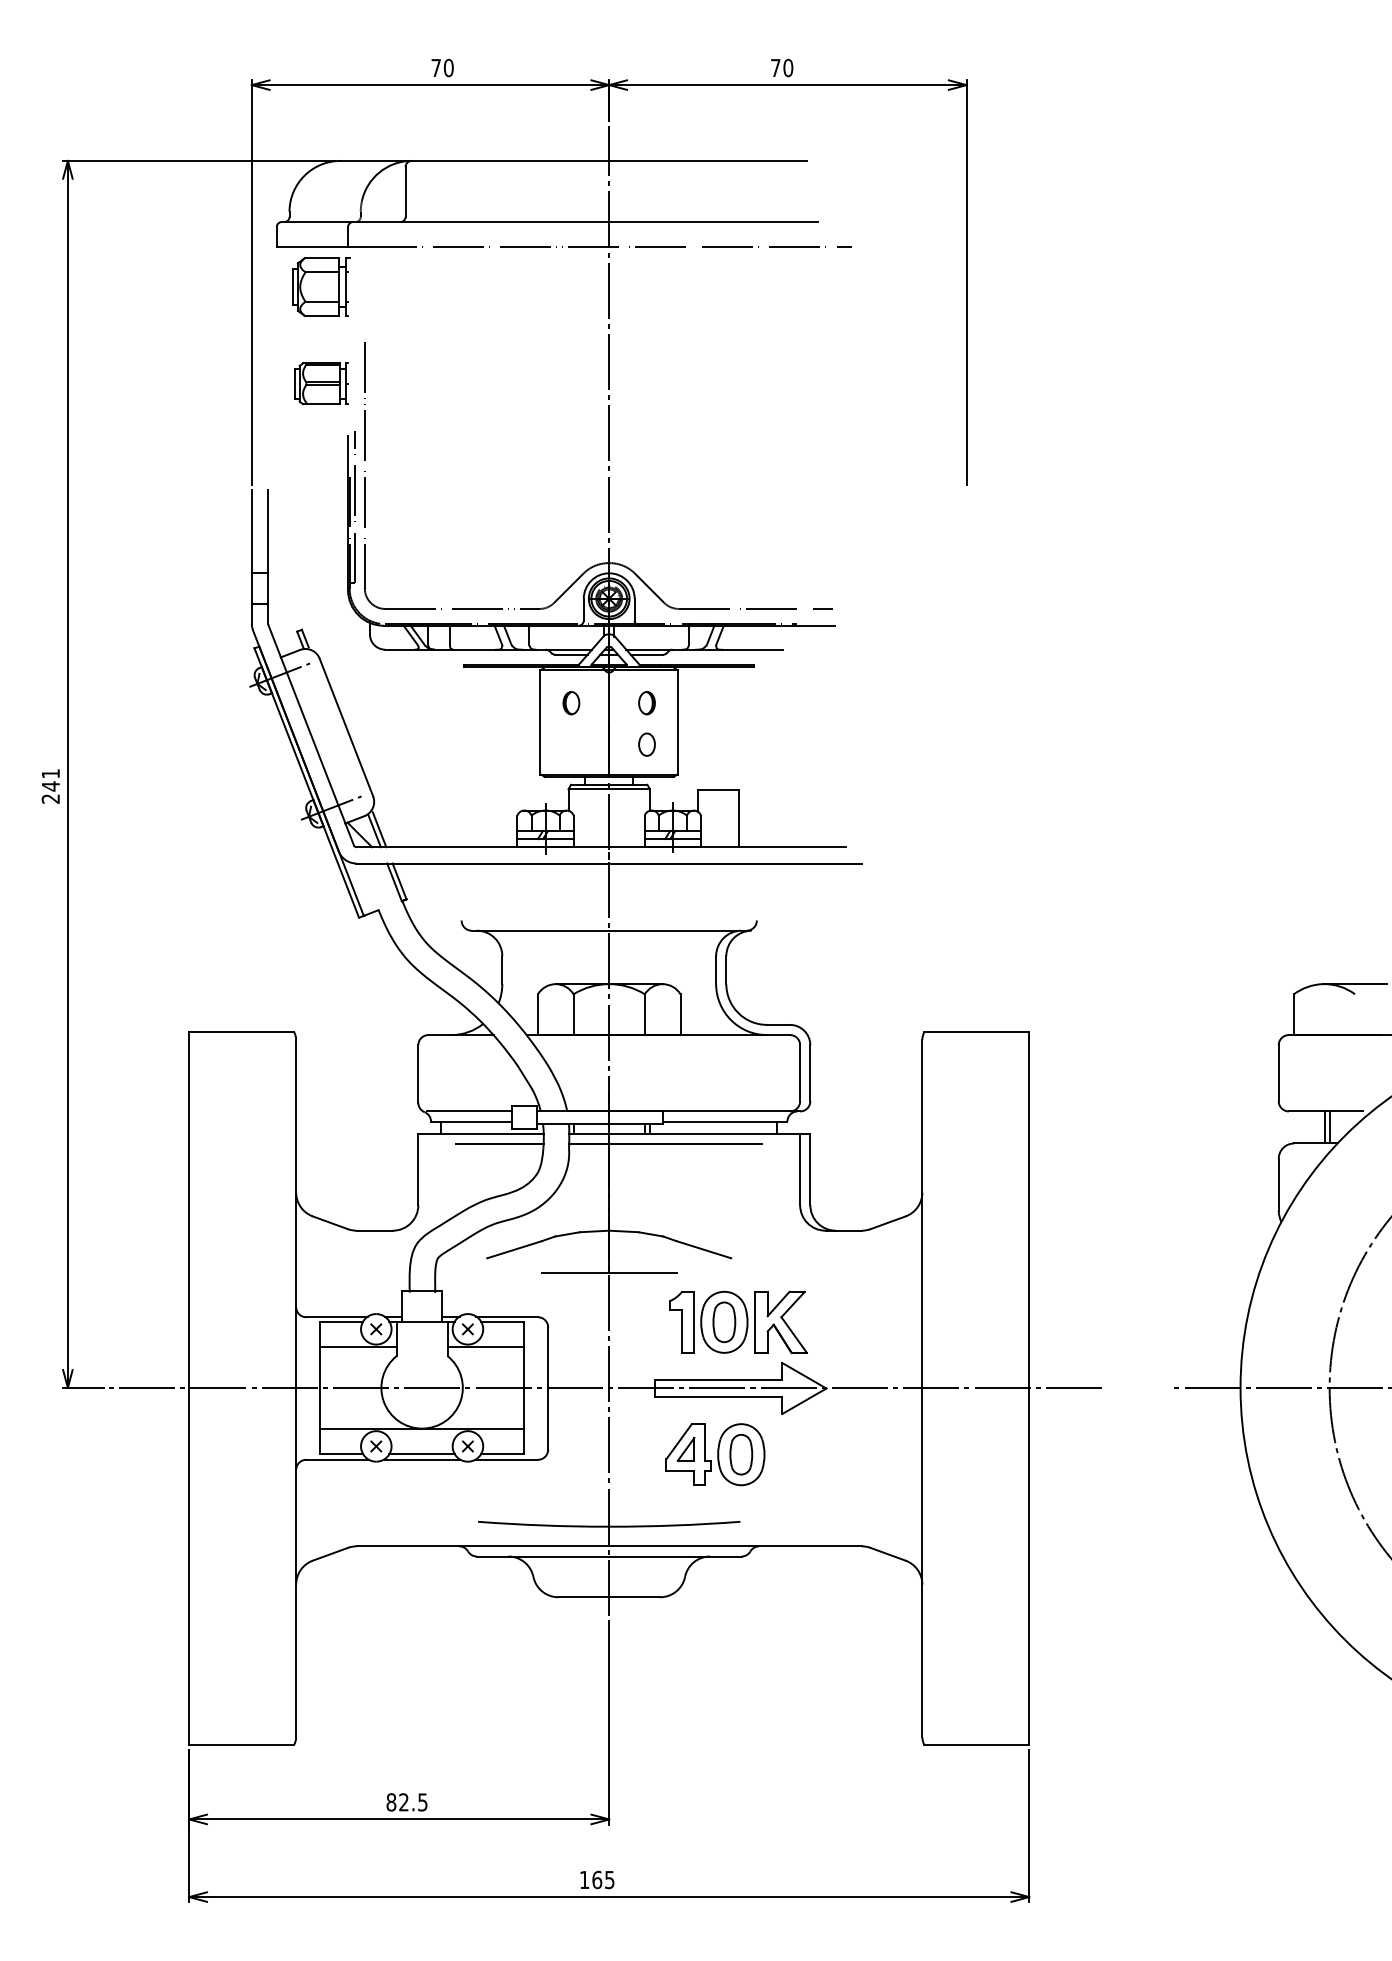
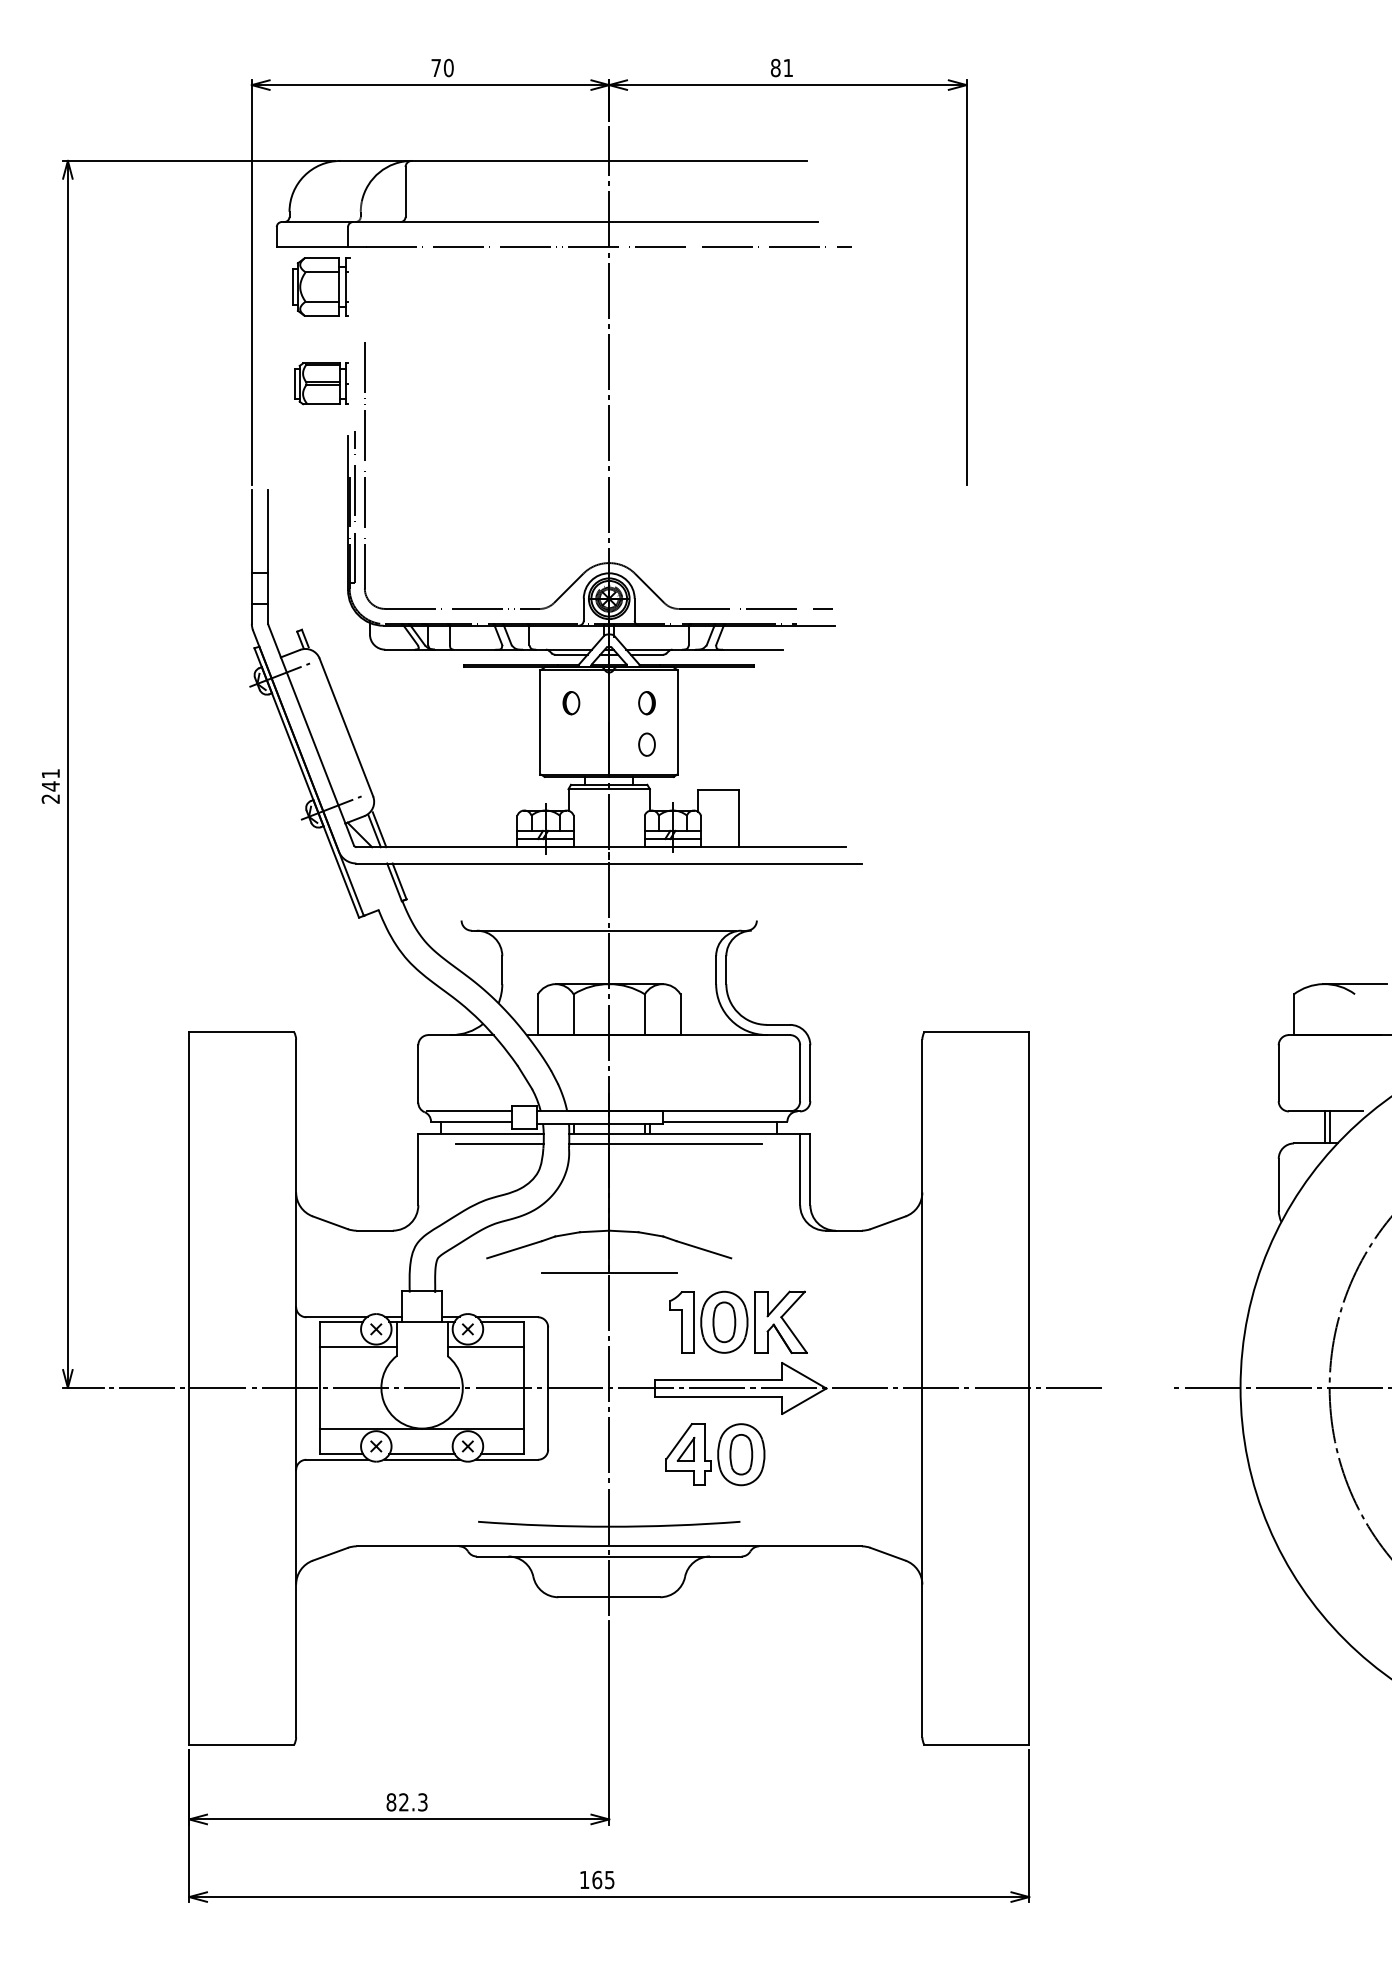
text: 70 -> 81 (781, 67)
text: 82.5 -> 82.3 (422, 1801)
